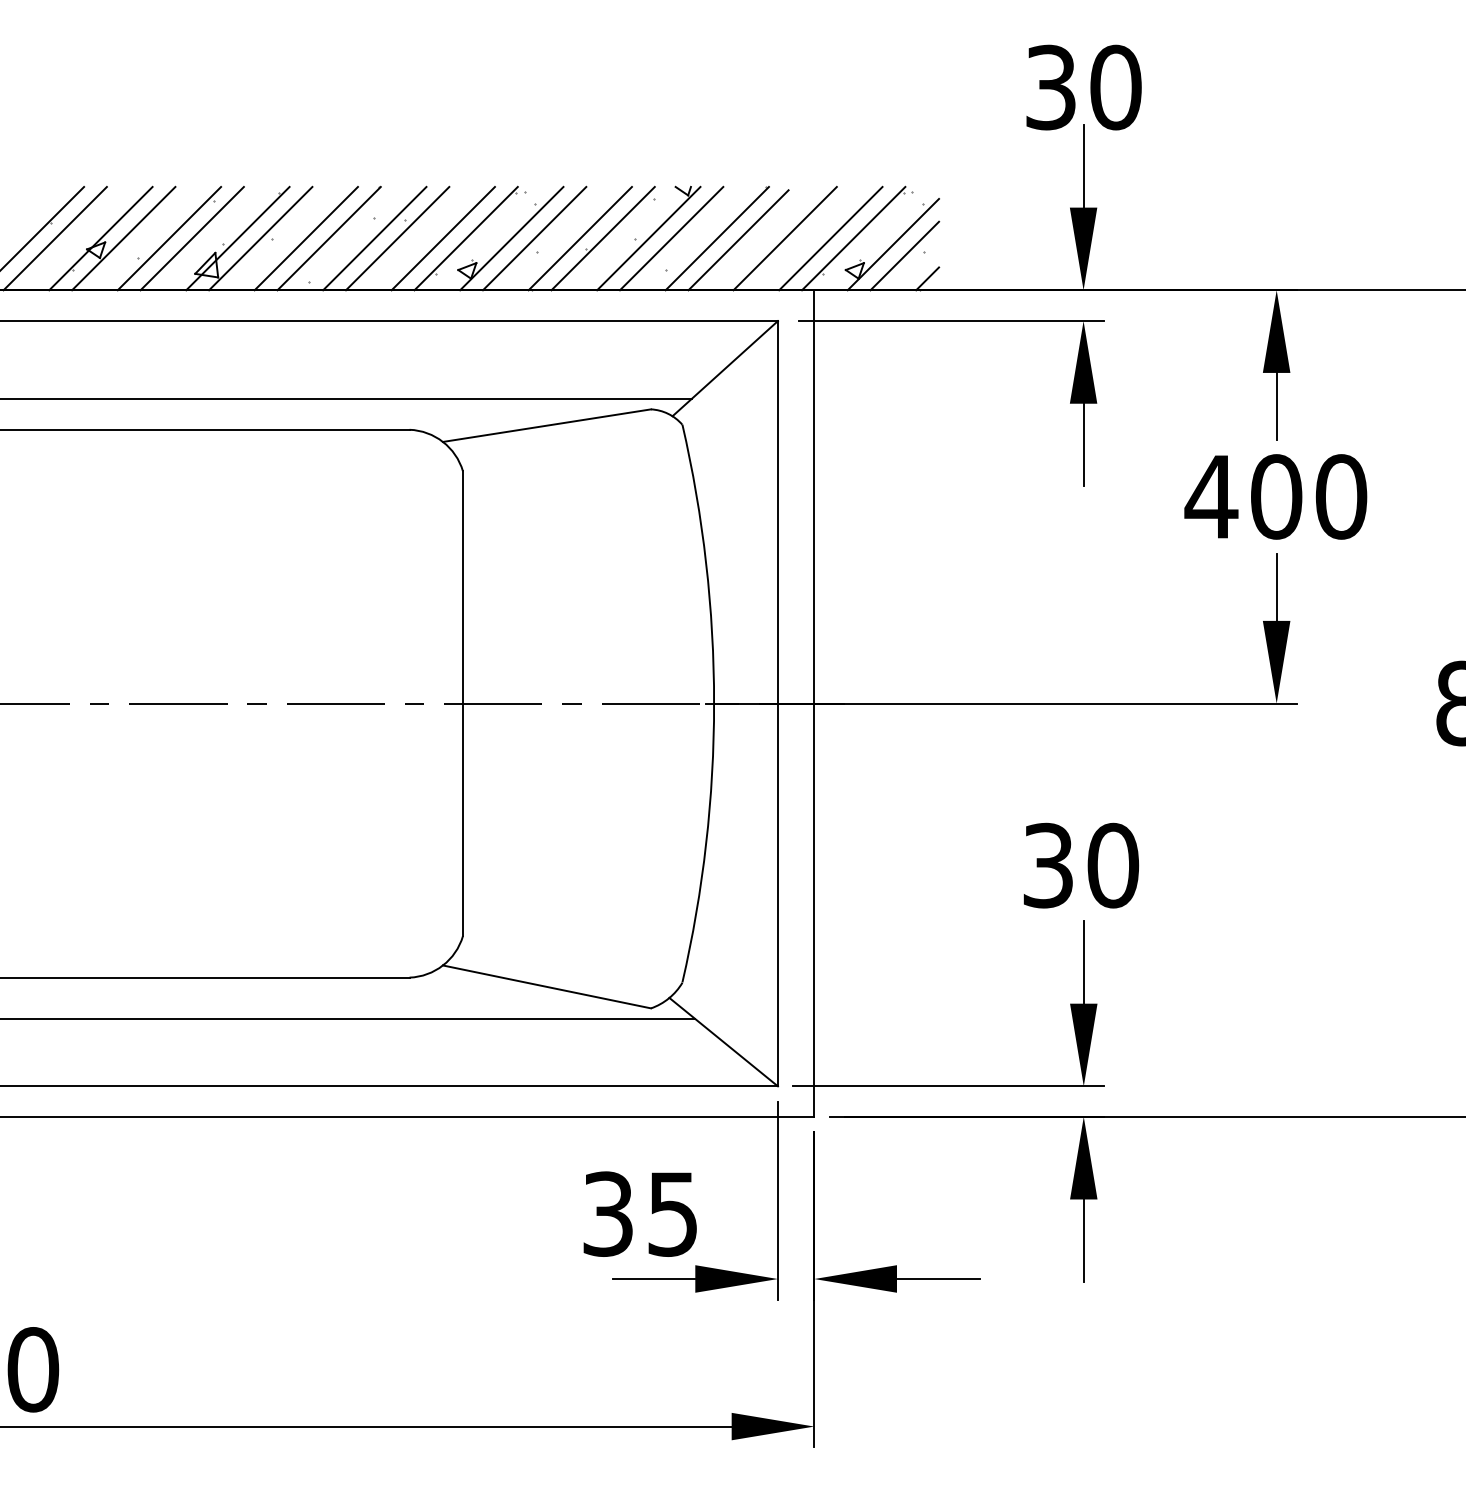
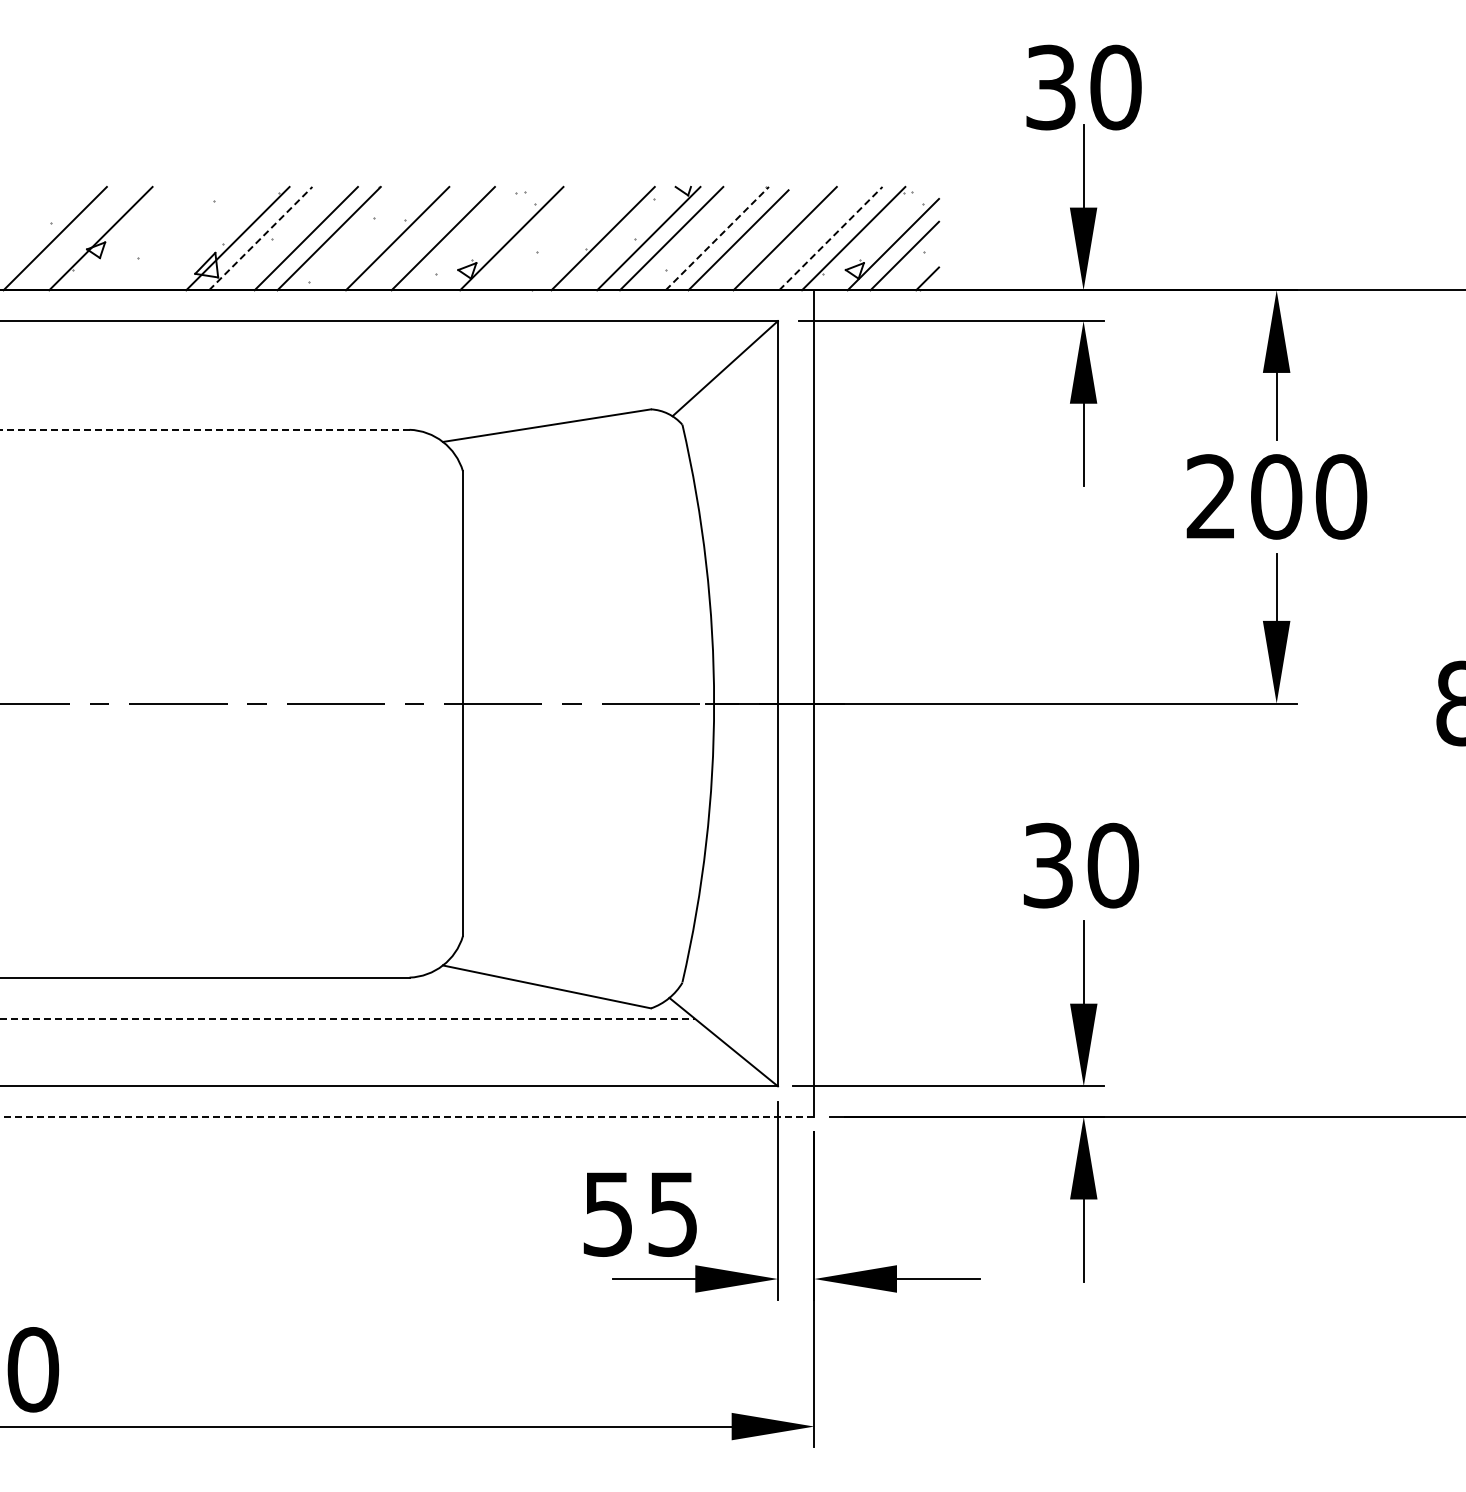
line: present -> none (43, 227)
line: present -> none (123, 238)
line: present -> none (169, 238)
line: present -> none (191, 238)
line: solid -> dashed (261, 238)
line: present -> none (374, 238)
line: present -> none (465, 238)
line: present -> none (534, 238)
line: present -> none (579, 238)
line: solid -> dashed (717, 238)
line: solid -> dashed (831, 238)
line: present -> none (346, 398)
line: solid -> dashed (204, 429)
text: 400 -> 200 (1211, 496)
line: solid -> dashed (348, 1018)
line: solid -> dashed (407, 1116)
text: 35 -> 55 (607, 1213)
